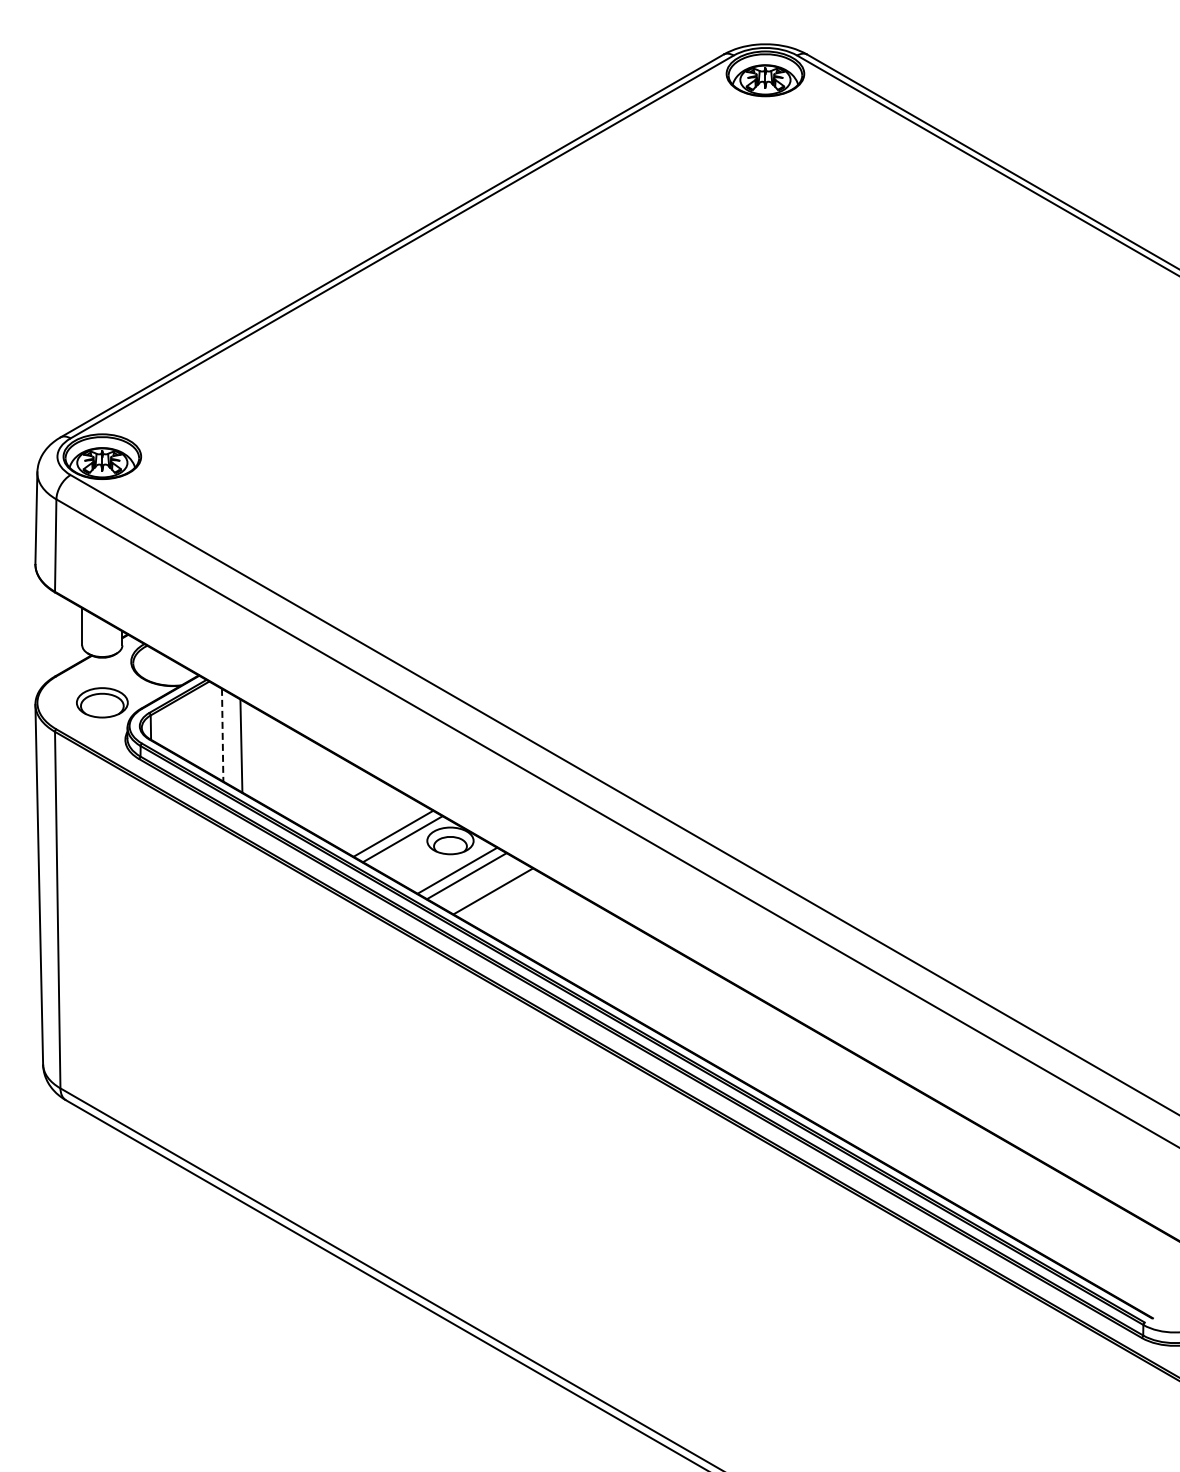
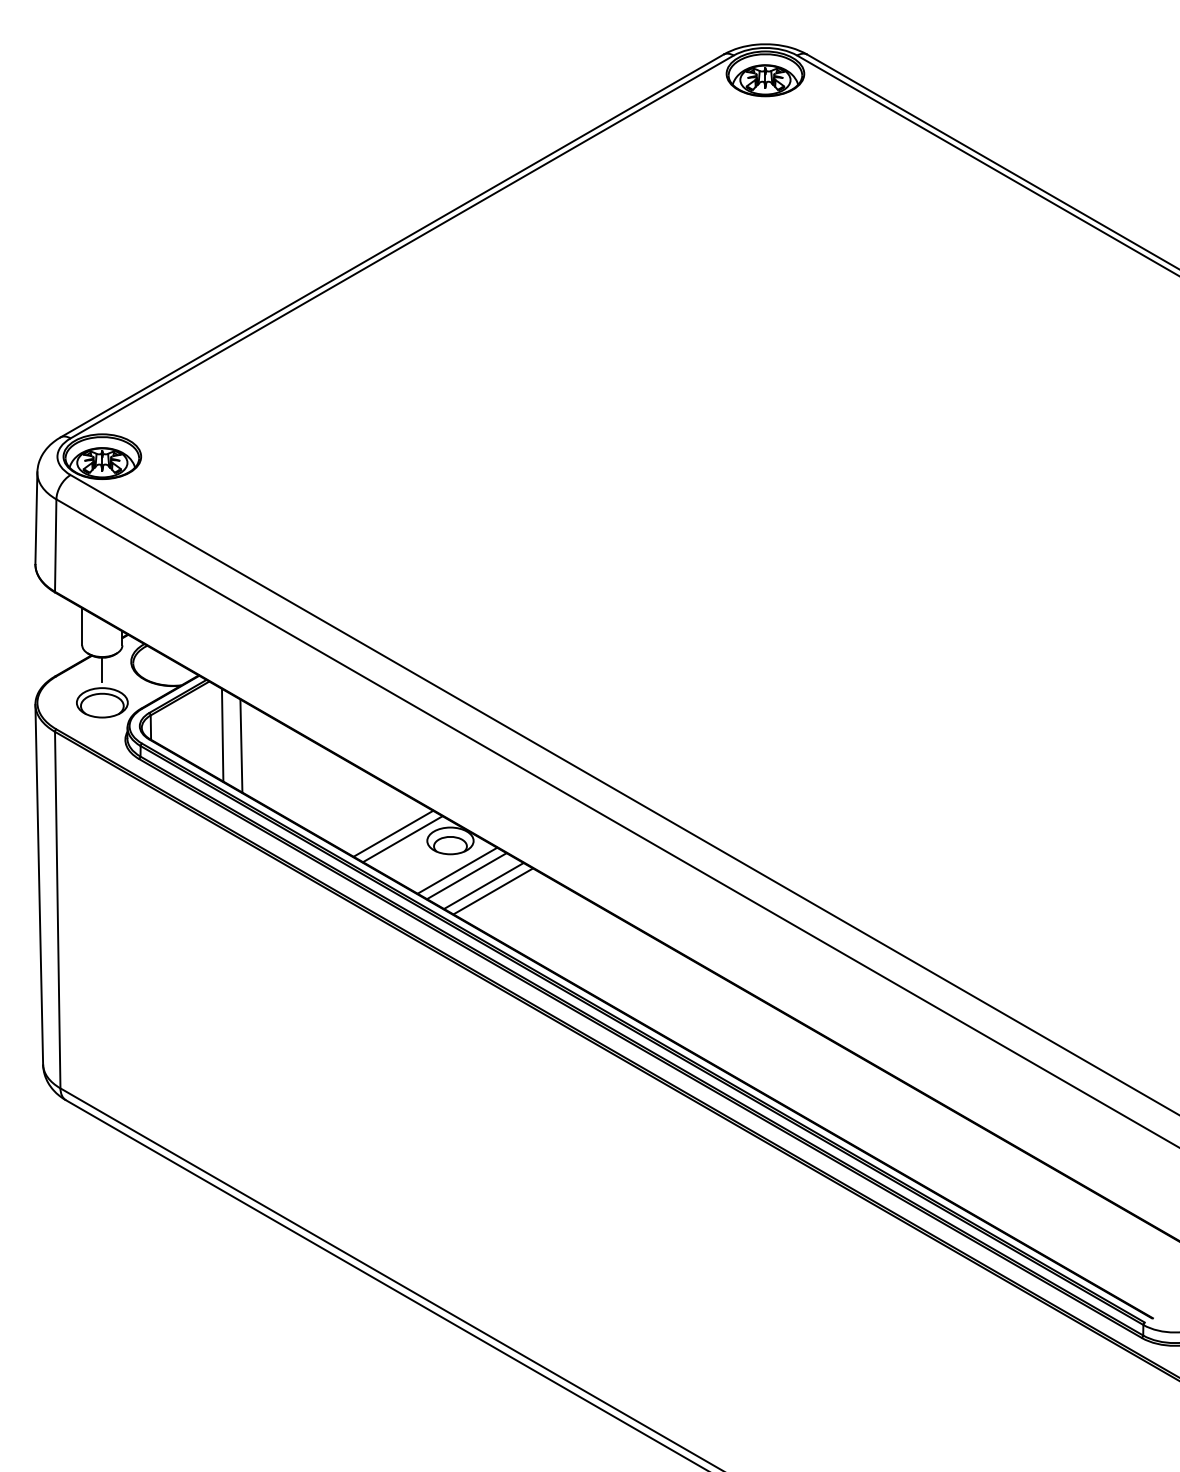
line: none -> present (102, 669)
line: dashed -> solid (222, 735)
line: none -> present (483, 885)
